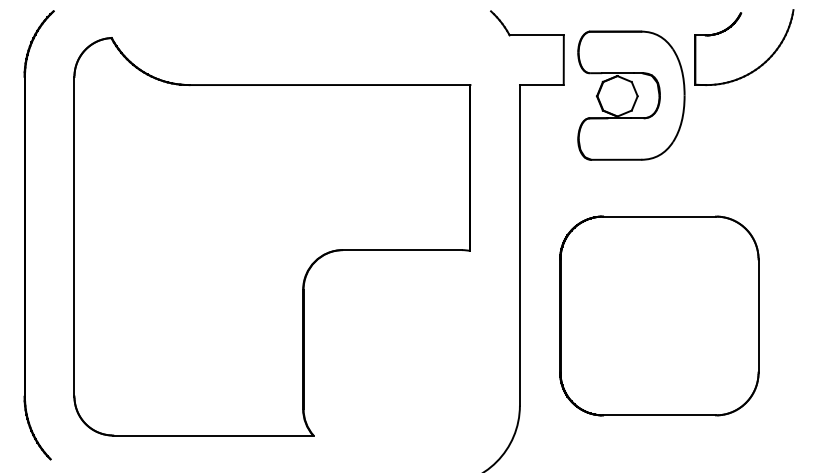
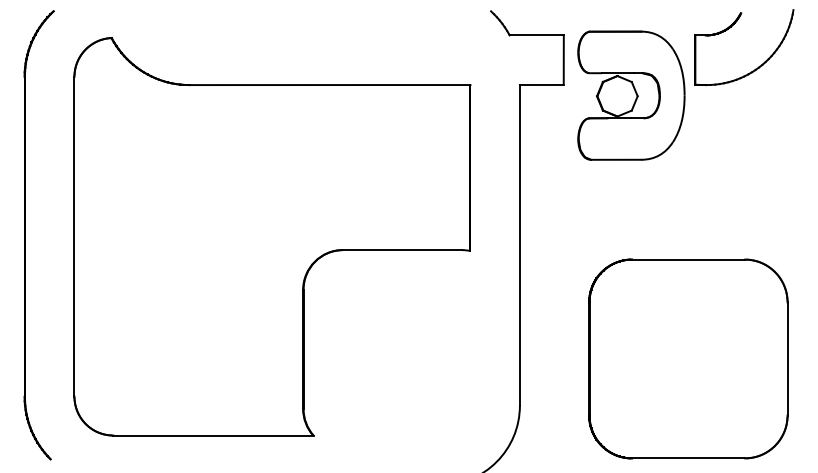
part position: (659, 315) -> (688, 358) (688, 358)
